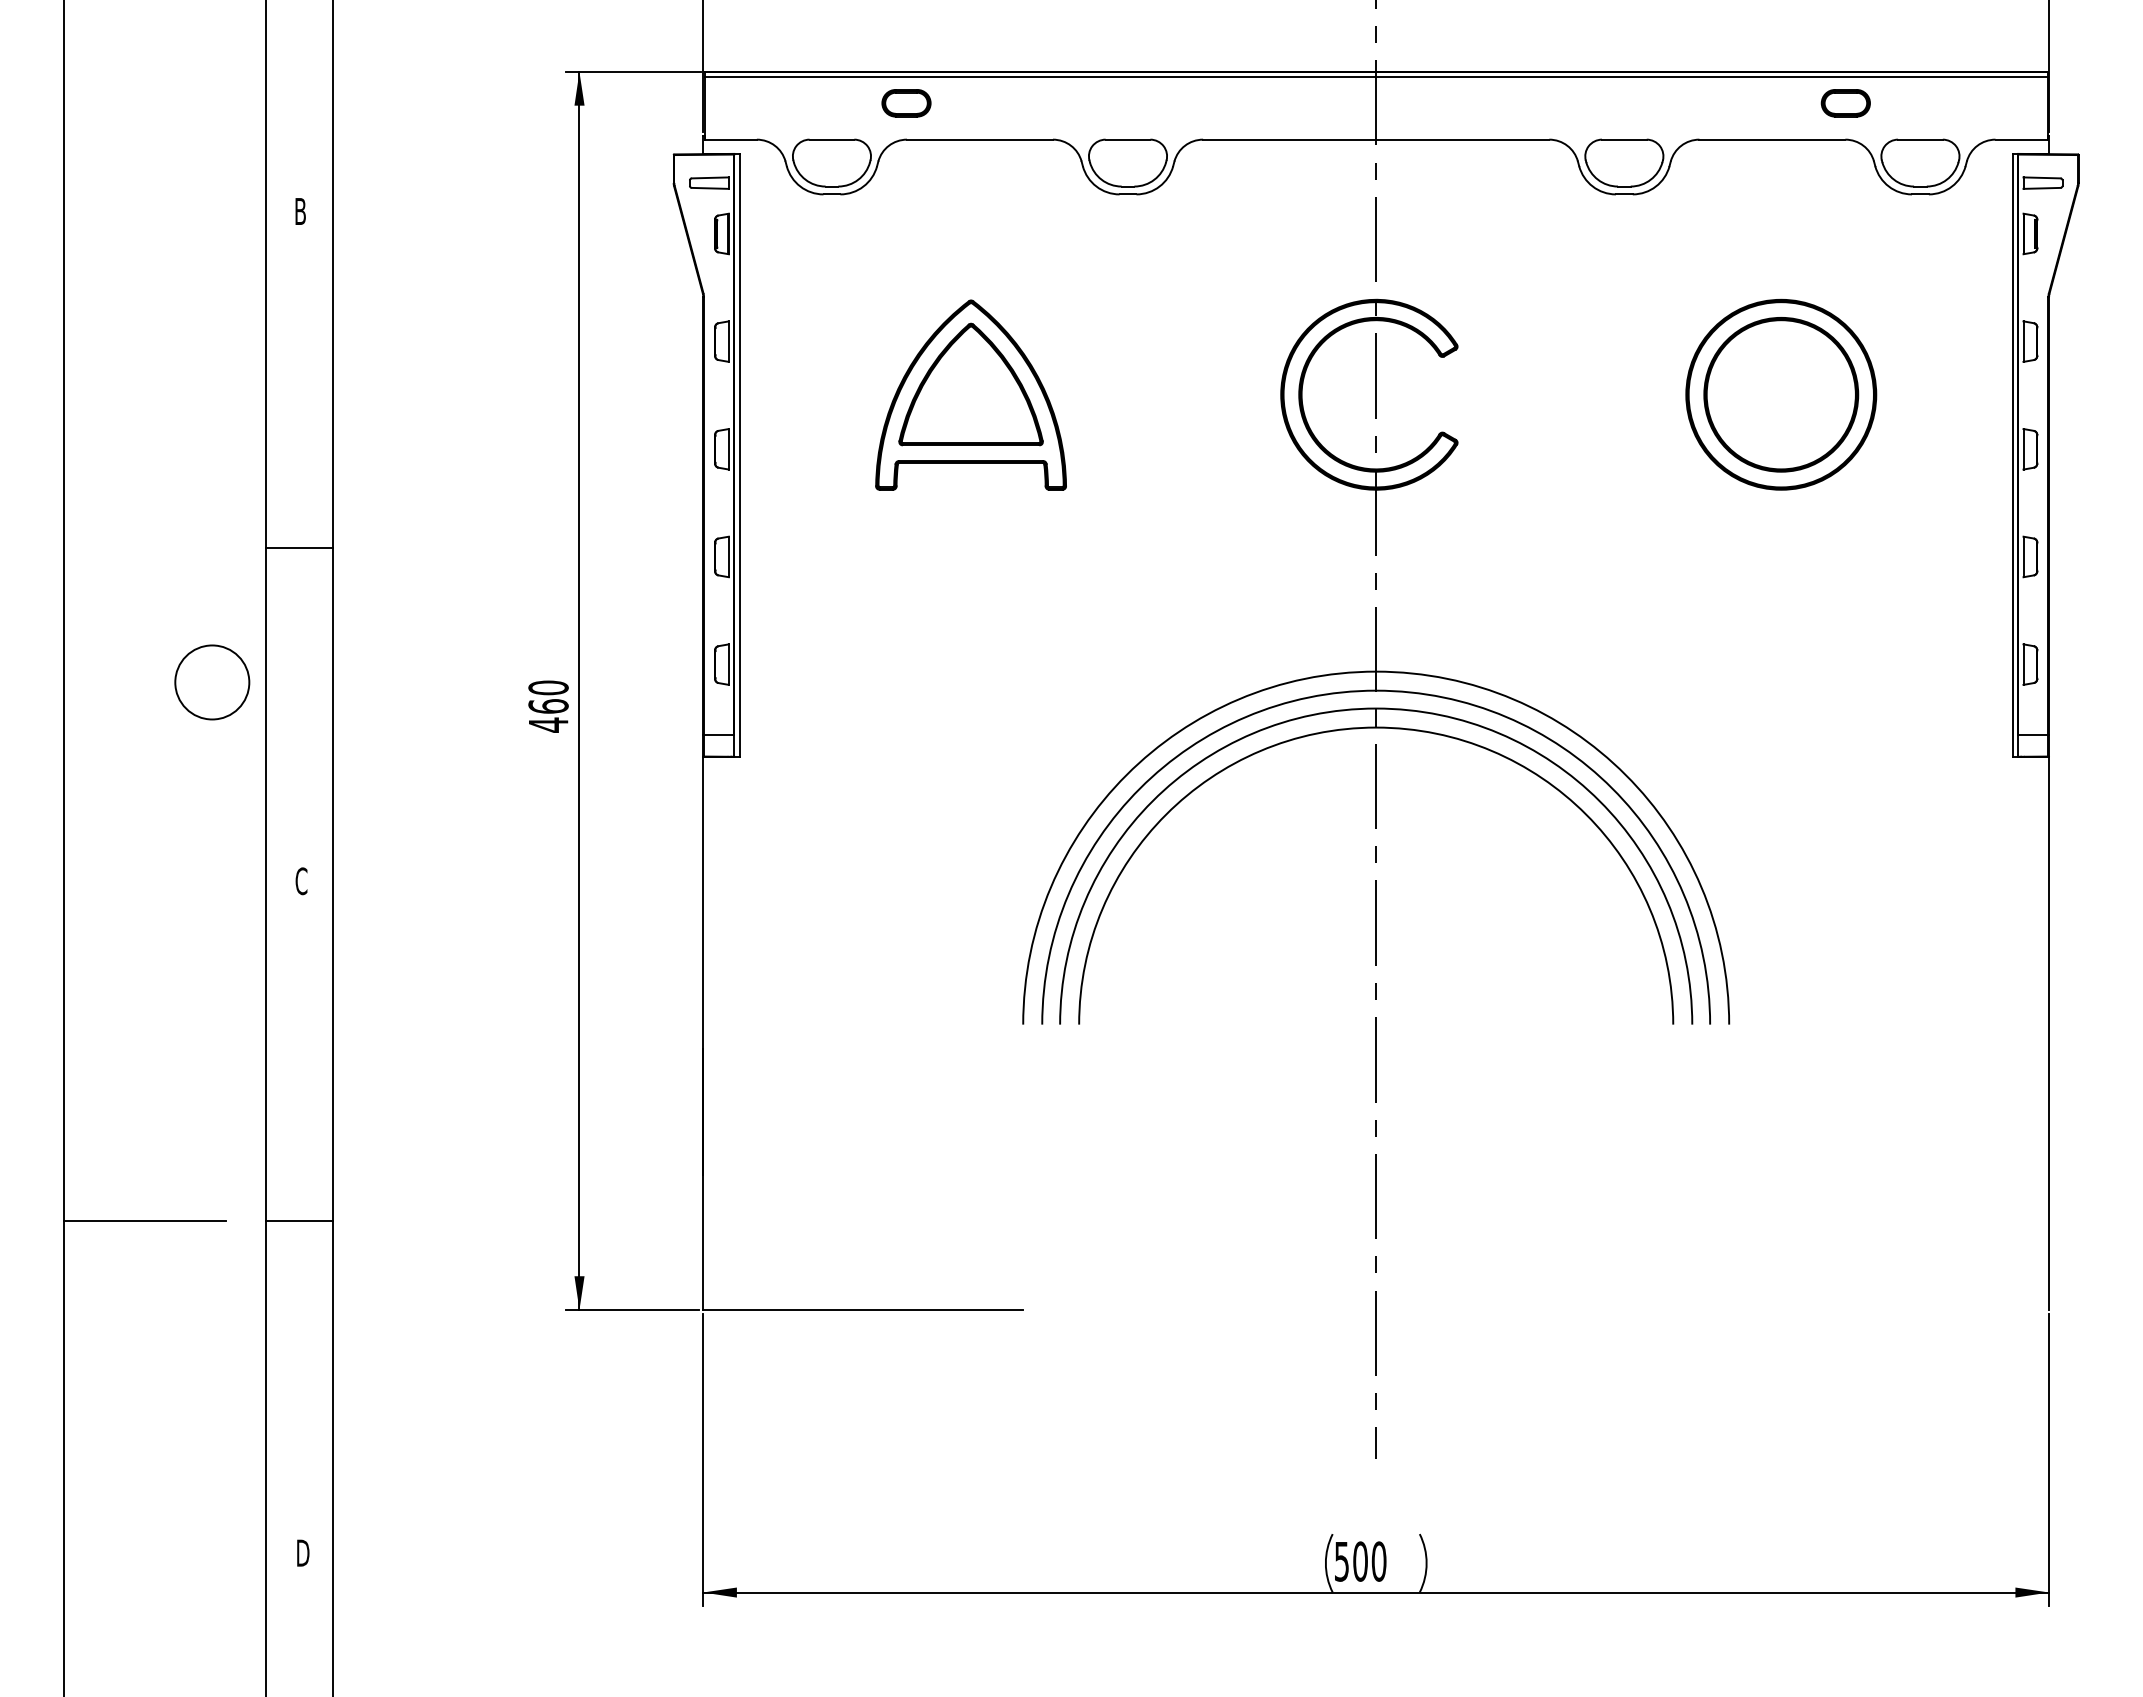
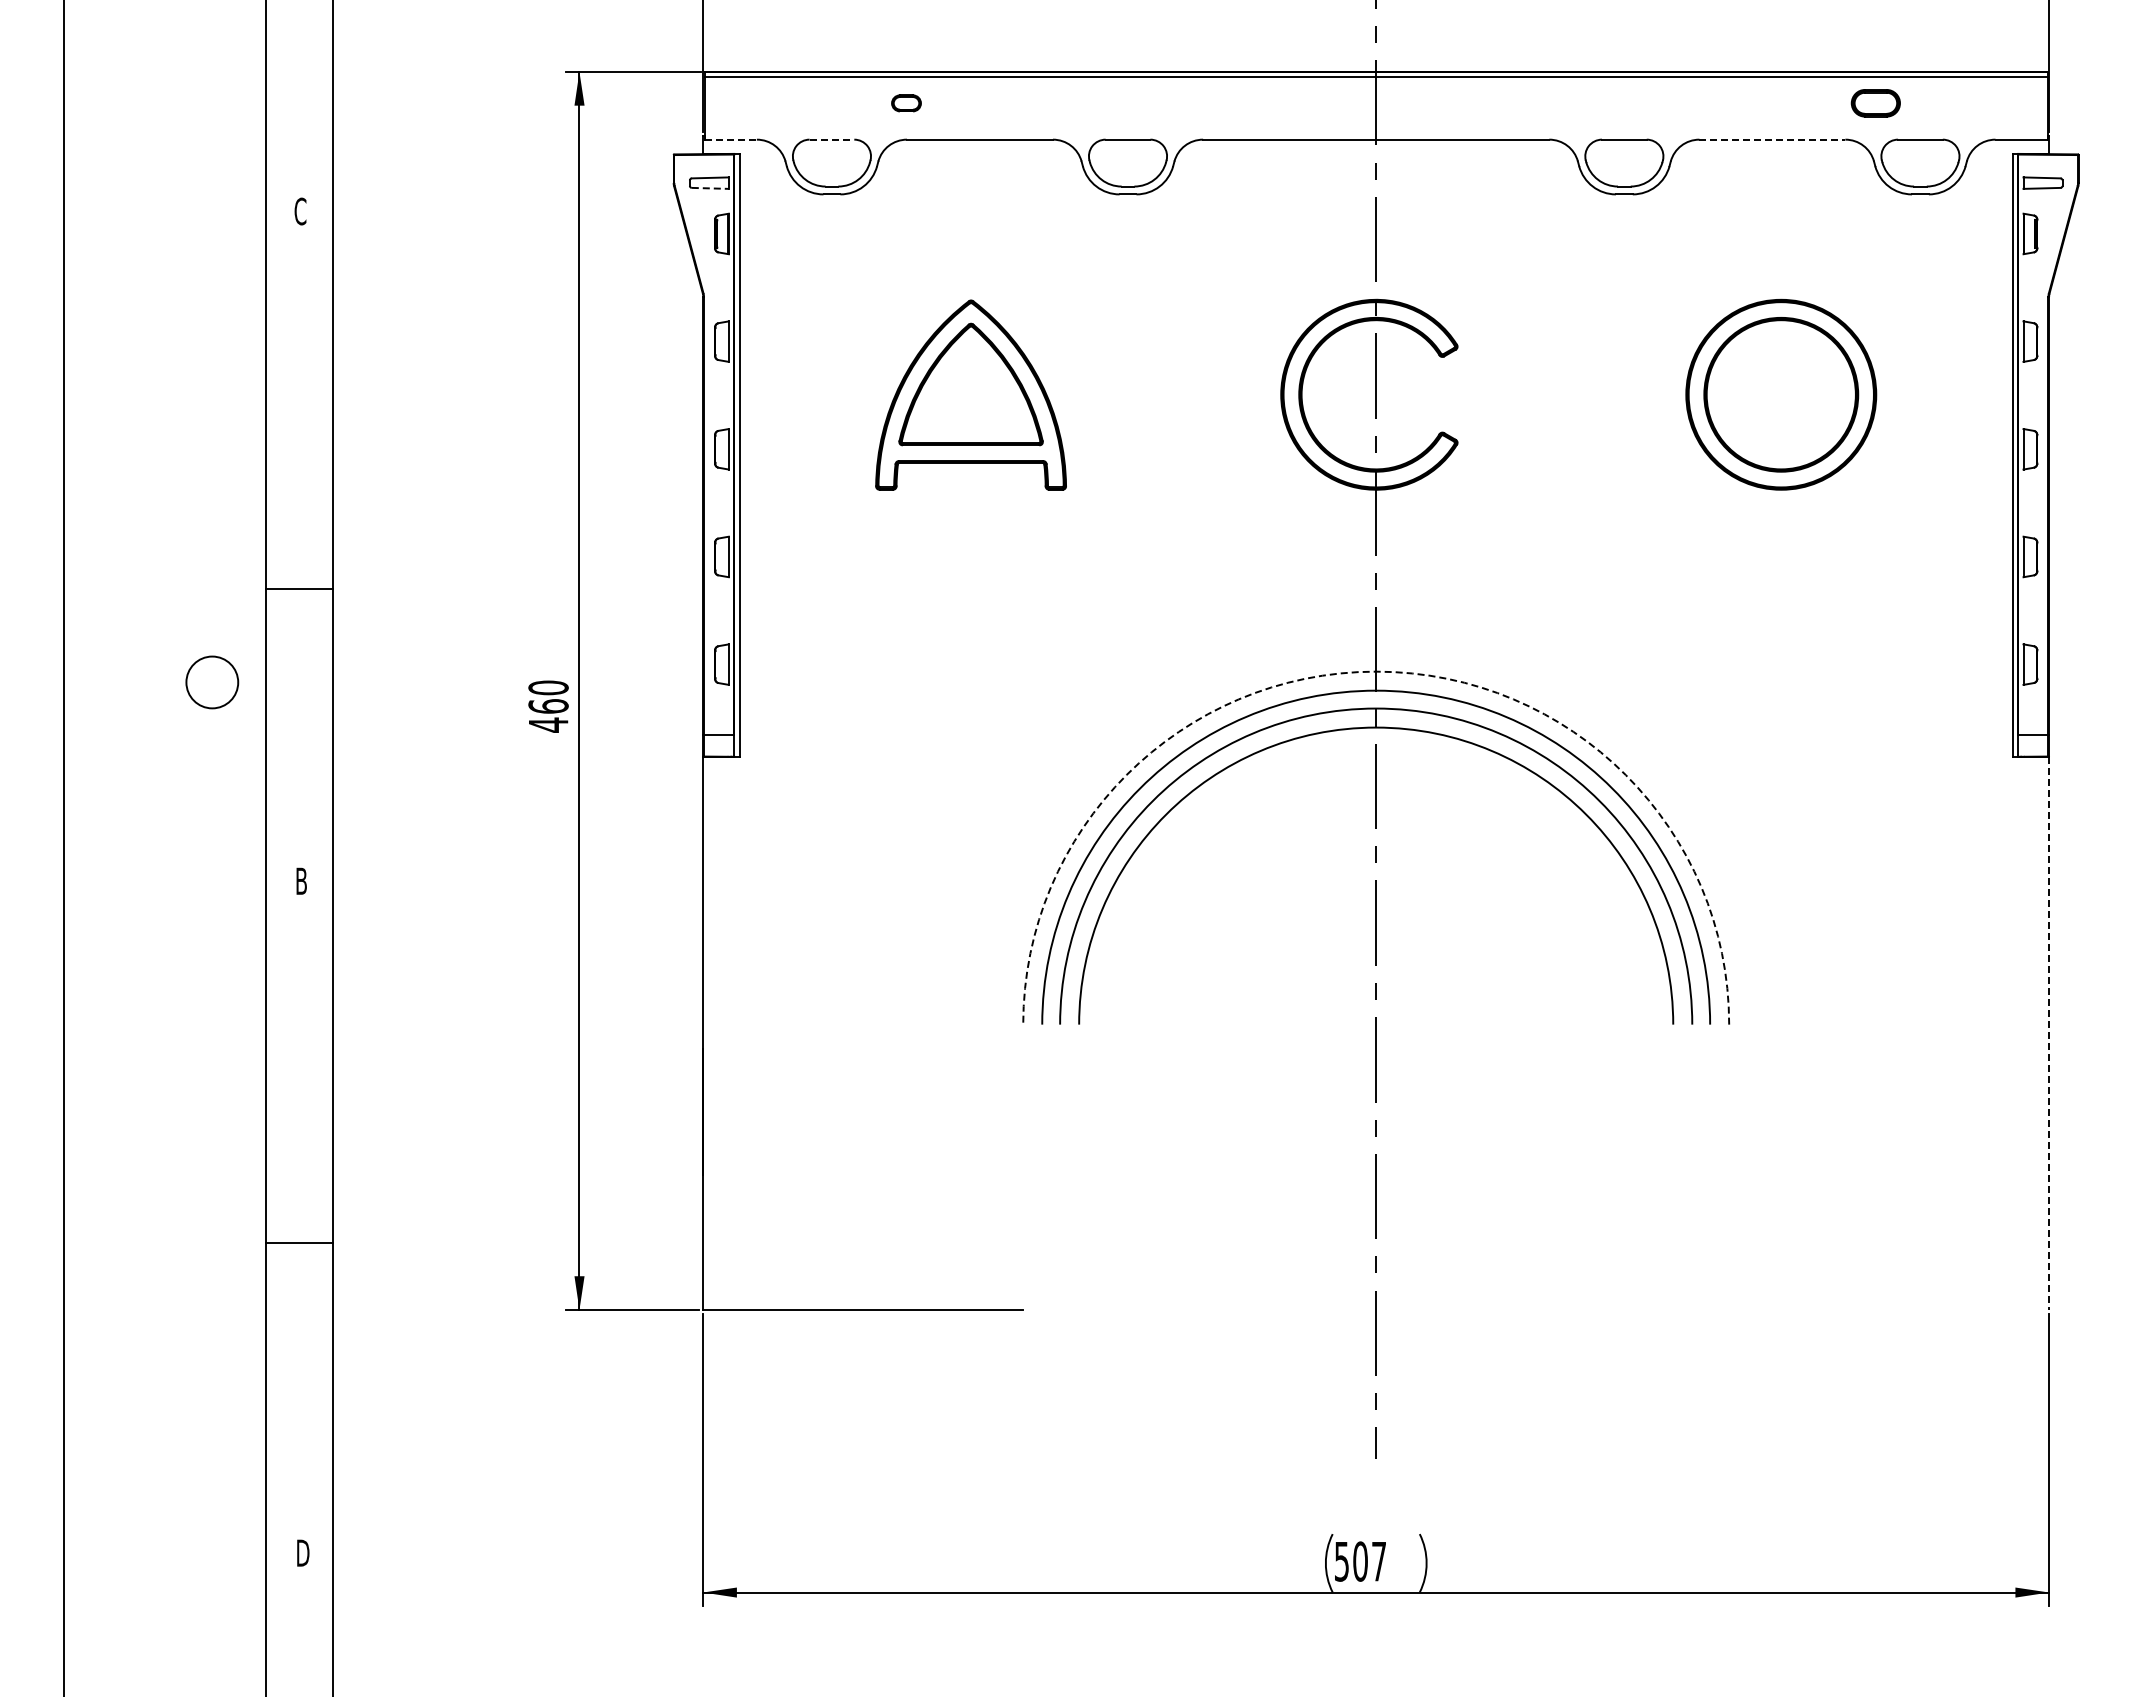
part size: 51x29 px -> 31x19 px (906, 103)
part position: (1845, 103) -> (1875, 103) (1875, 103)
line: solid -> dashed (731, 139)
line: solid -> dashed (832, 139)
line: solid -> dashed (1772, 139)
line: solid -> dashed (710, 188)
text: B -> C (300, 211)
line position: (299, 547) -> (299, 588) (299, 588)
arc: solid -> dashed (1376, 671)
circle diameter: 74 px -> 52 px (212, 682)
text: C -> B (301, 881)
line: solid -> dashed (2049, 1033)
line: present -> none (144, 1220)
line position: (299, 1220) -> (299, 1242) (299, 1242)
text: 500 -> 507 (1378, 1561)
